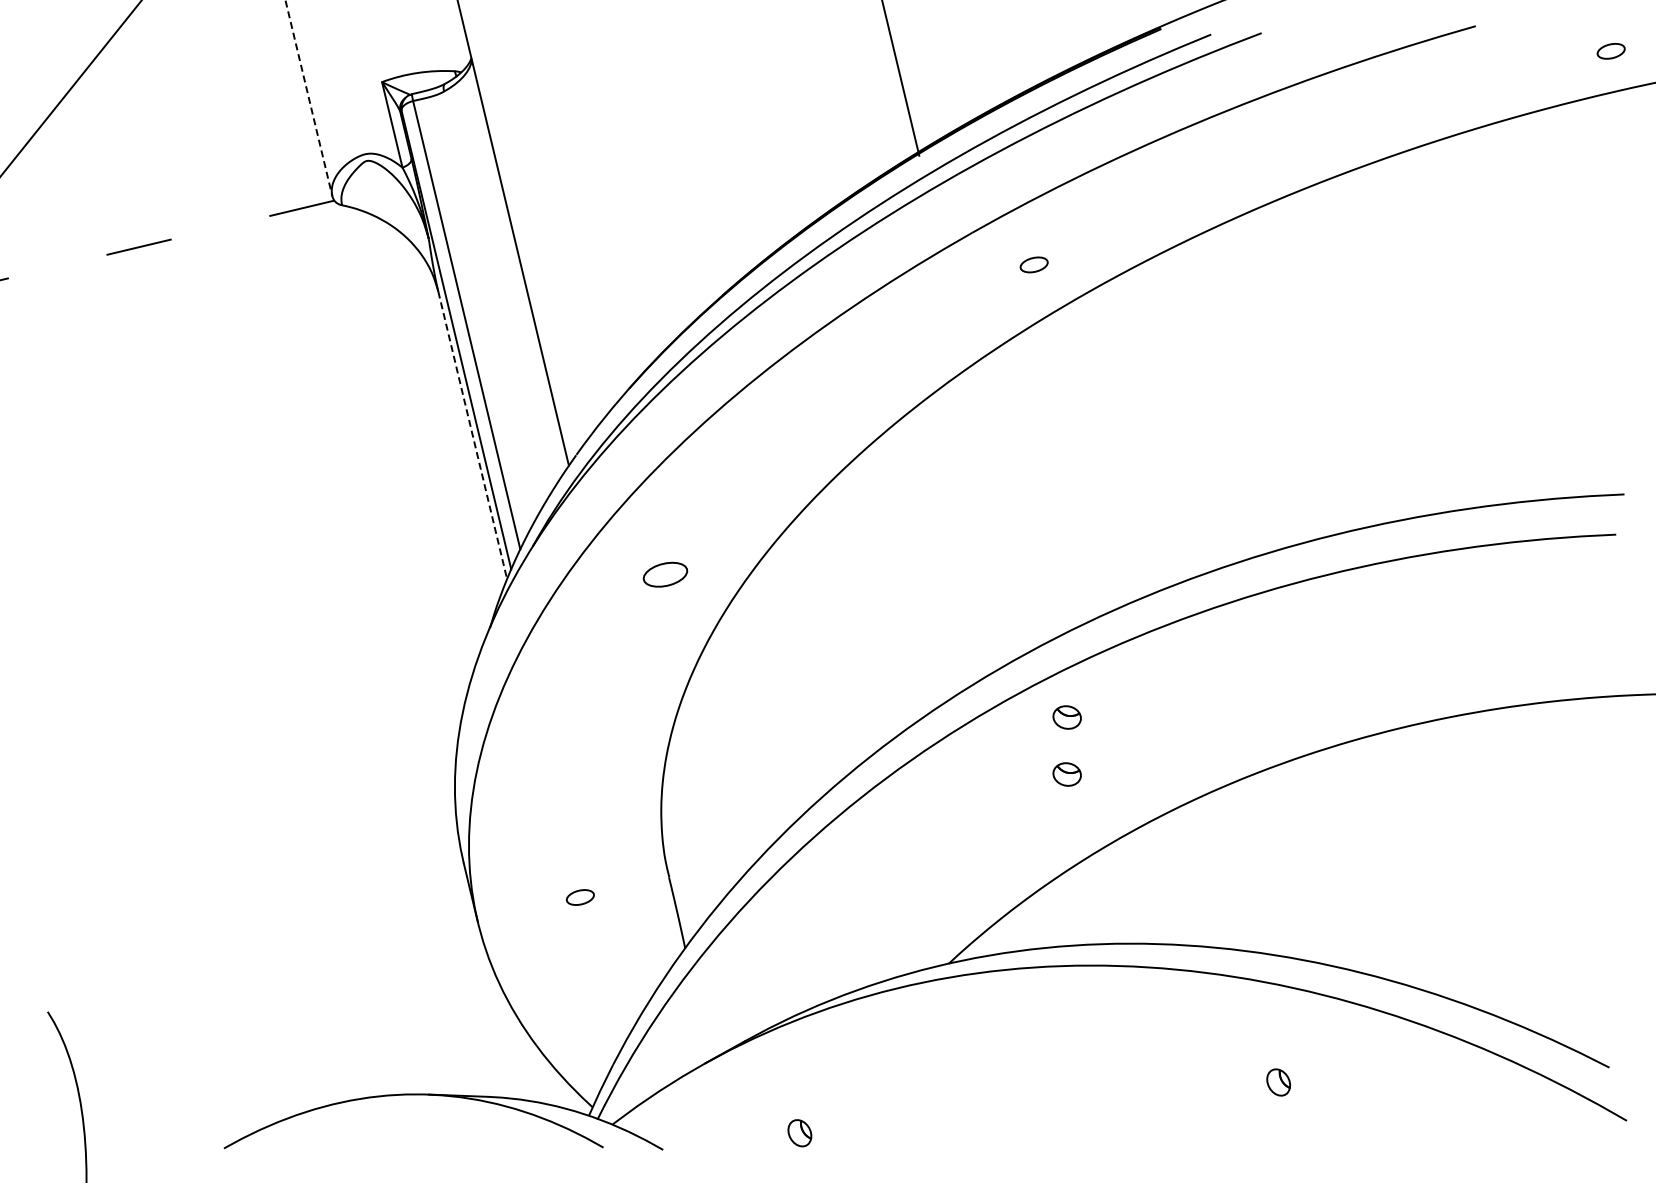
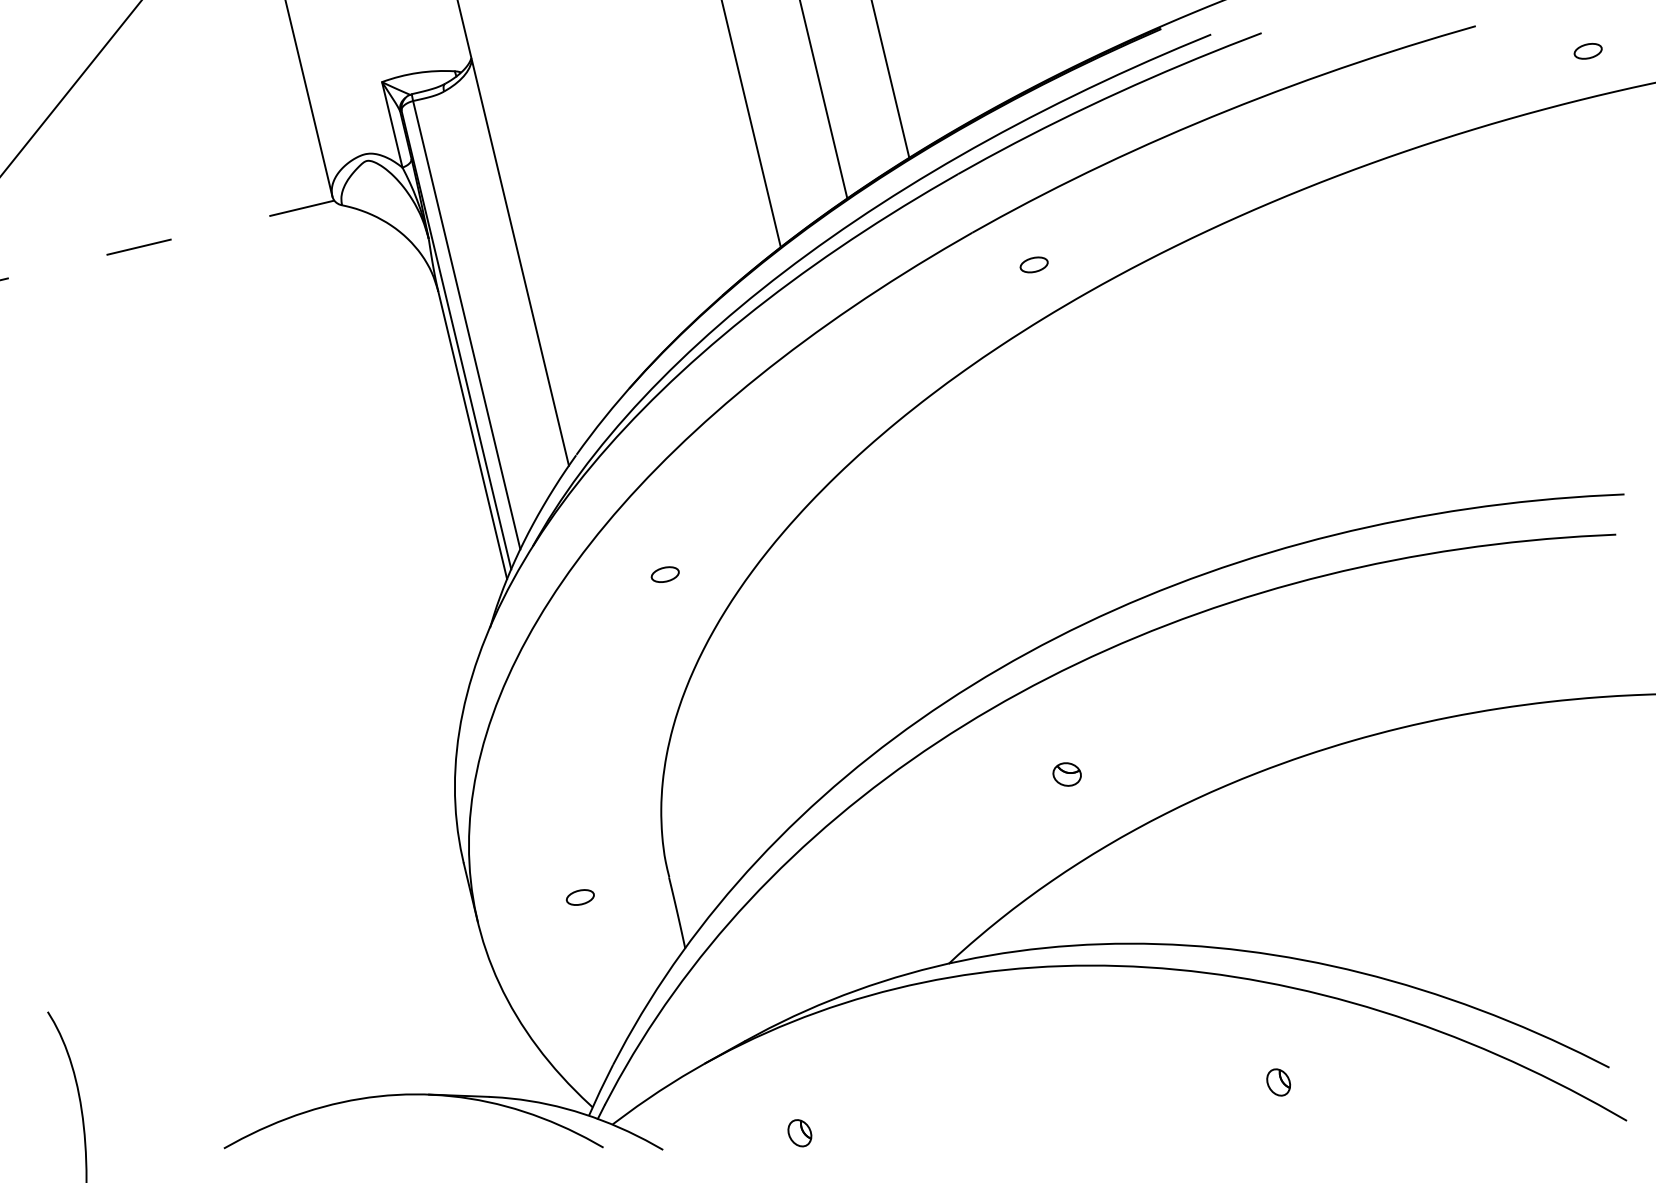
part position: (1610, 51) -> (1587, 51) (1587, 51)
line position: (900, 78) -> (890, 79) (890, 79)
line: dashed -> solid (308, 98)
line: none -> present (823, 100)
line: none -> present (751, 124)
line: dashed -> solid (472, 435)
part size: 47x27 px -> 30x17 px (664, 574)
part: present -> none (1066, 717)
